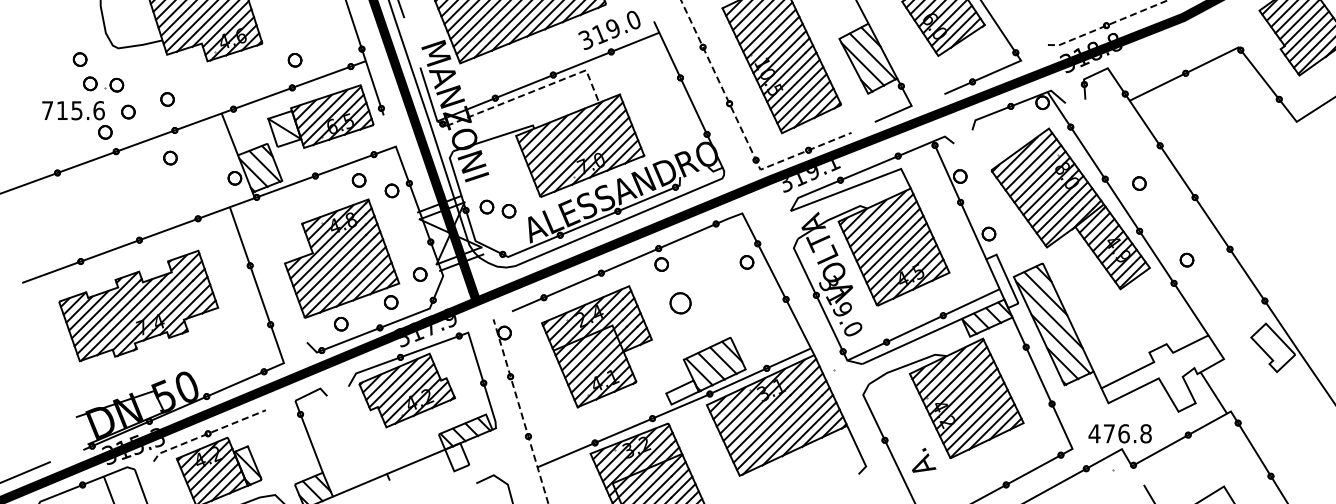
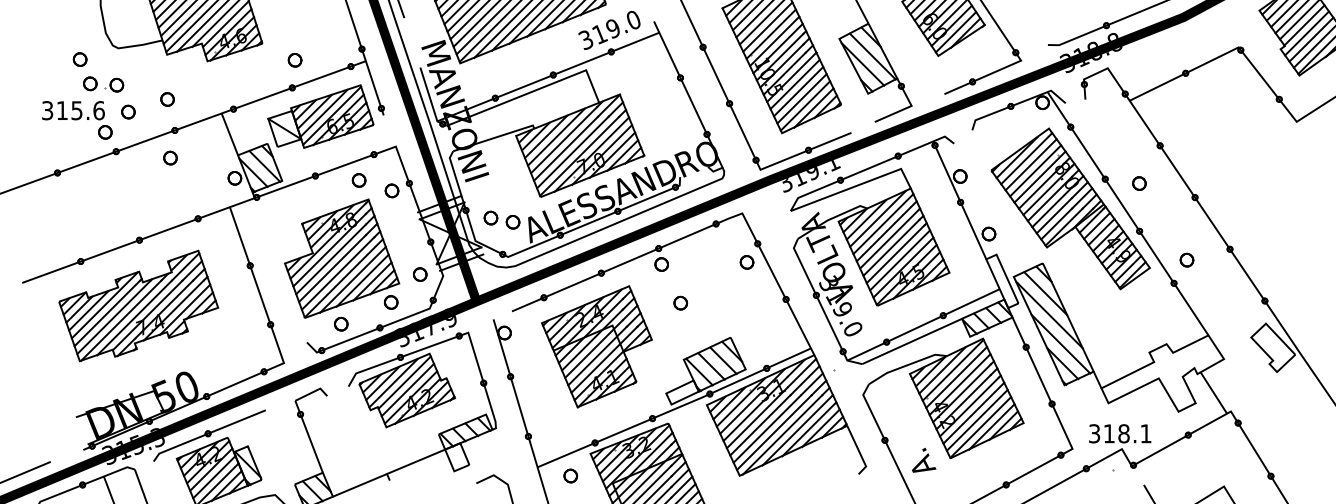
line: dashed -> solid (1108, 25)
line: dashed -> solid (533, 91)
text: 715.6 -> 315.6 (47, 110)
line: dashed -> solid (742, 130)
part position: (497, 208) -> (501, 219) (501, 219)
part size: 23x23 px -> 16x16 px (680, 302)
line: dashed -> solid (520, 411)
line: dashed -> solid (207, 433)
text: 476.8 -> 318.1 (1119, 433)
part: none -> present (570, 475)
